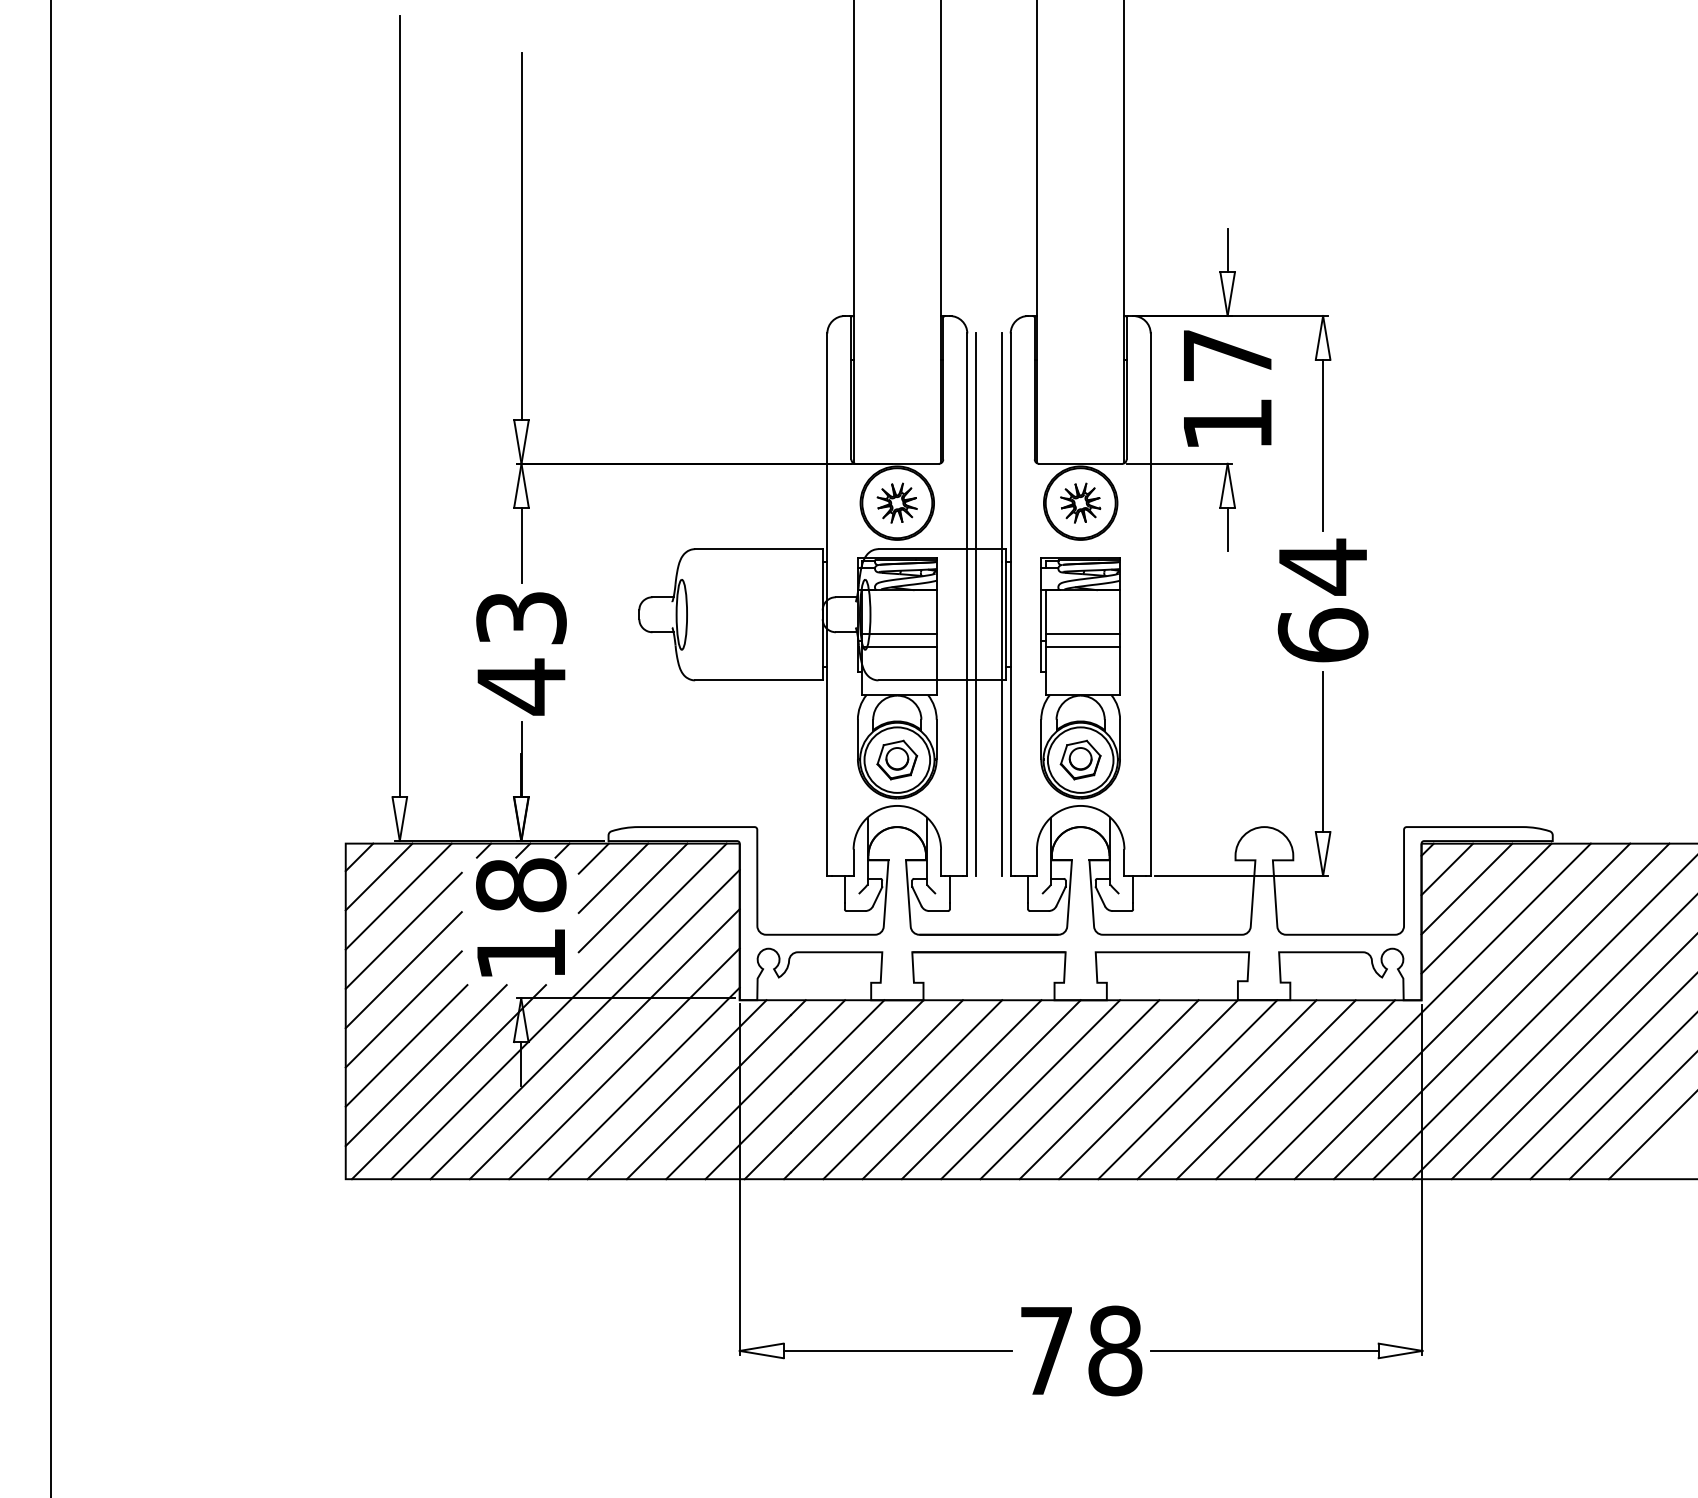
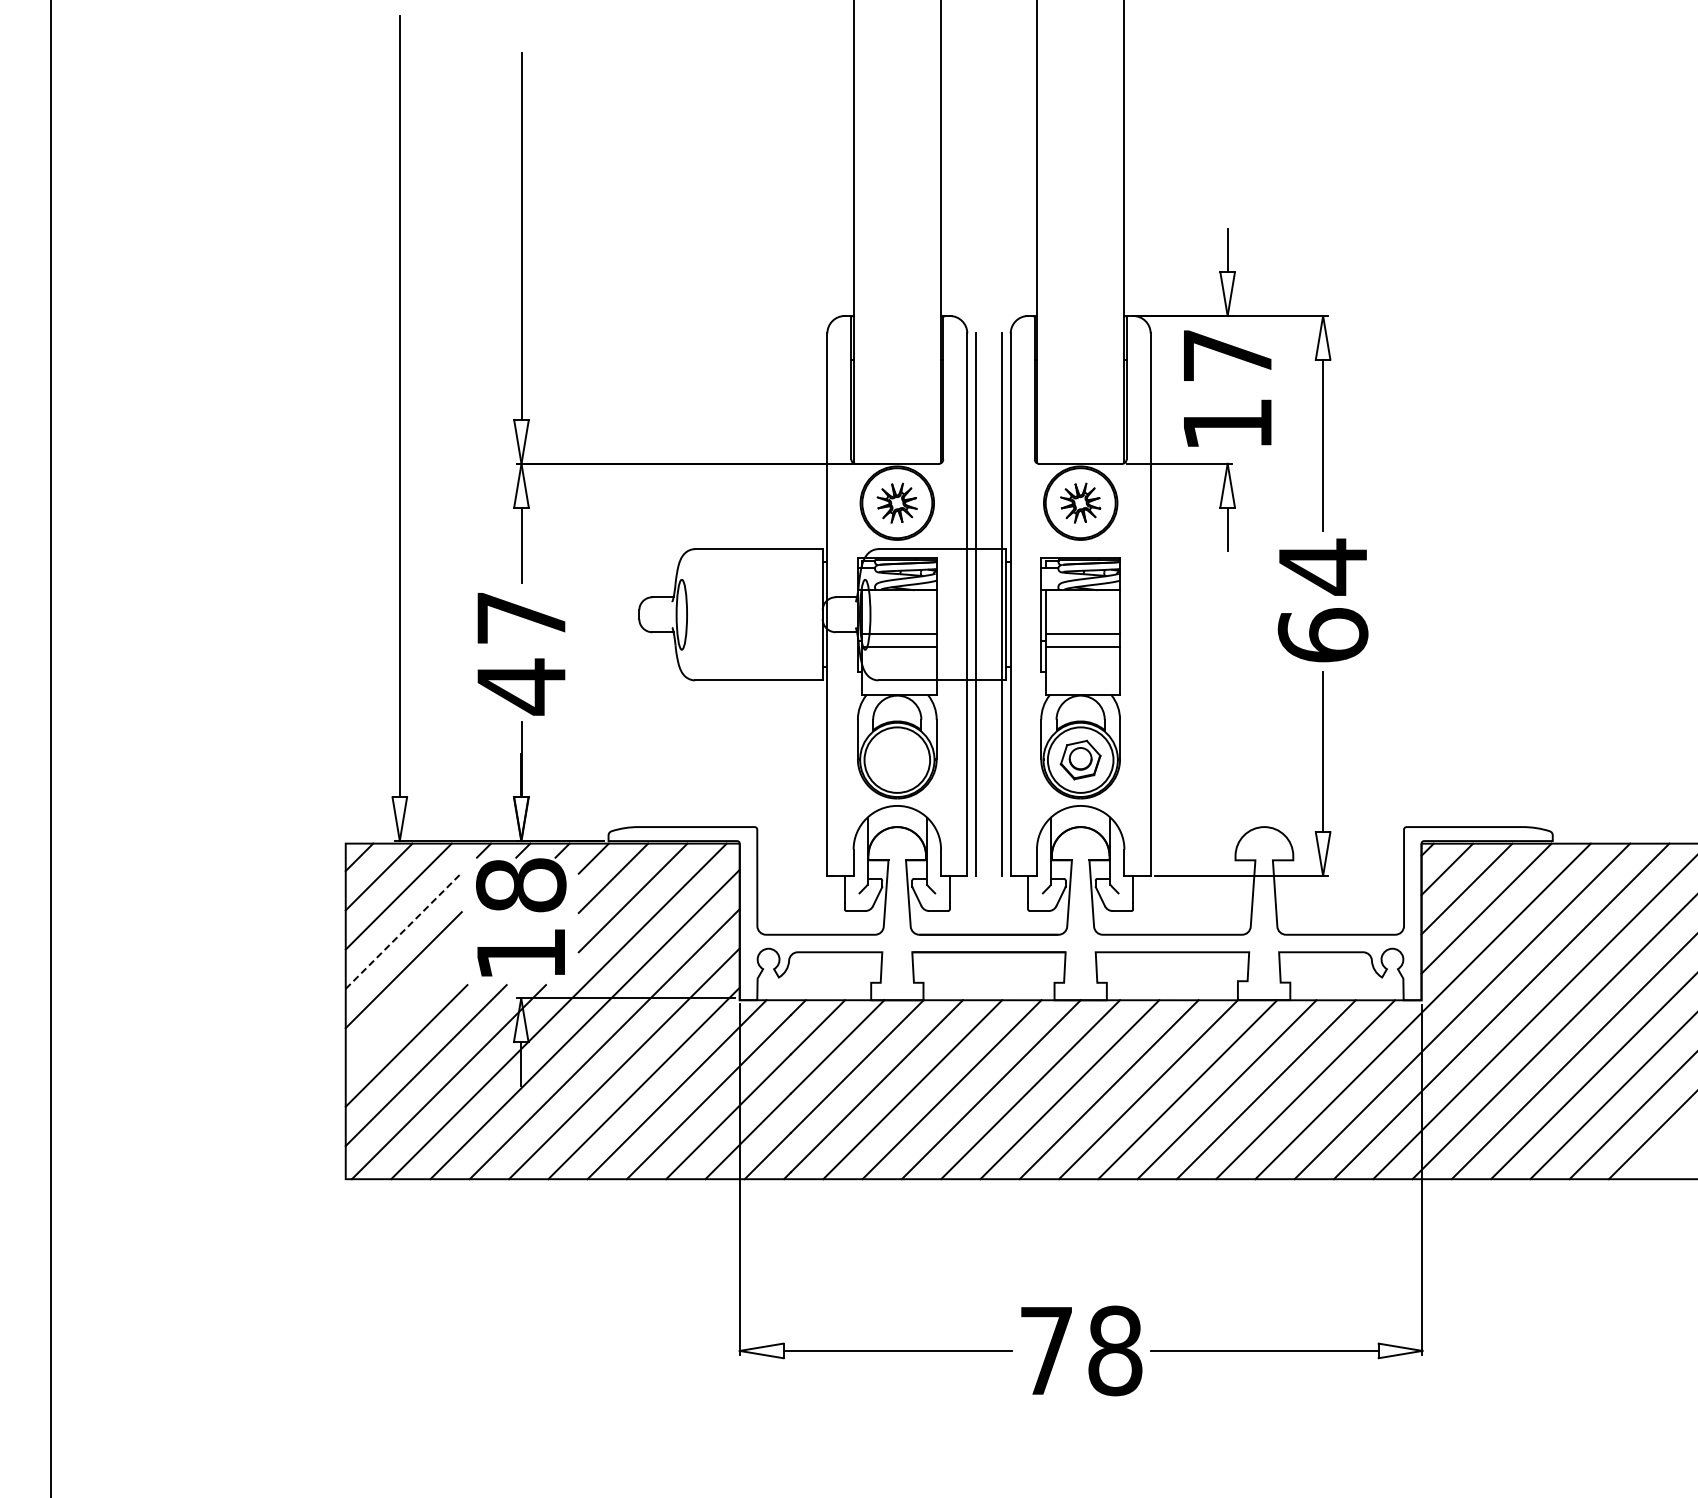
text: 43 -> 47 (521, 618)
part: present -> none (897, 759)
line: solid -> dashed (404, 930)
line: present -> none (403, 1009)
